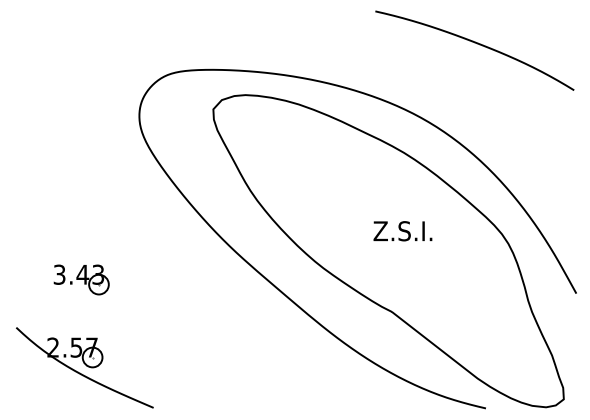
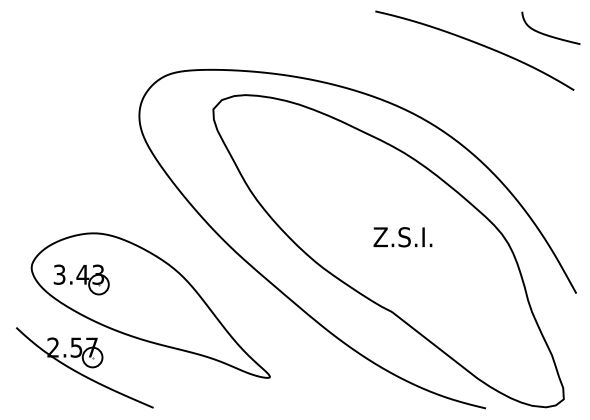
curve: none -> present (548, 34)
text position: (402, 231) -> (402, 237) (402, 237)
part: none -> present (150, 305)
